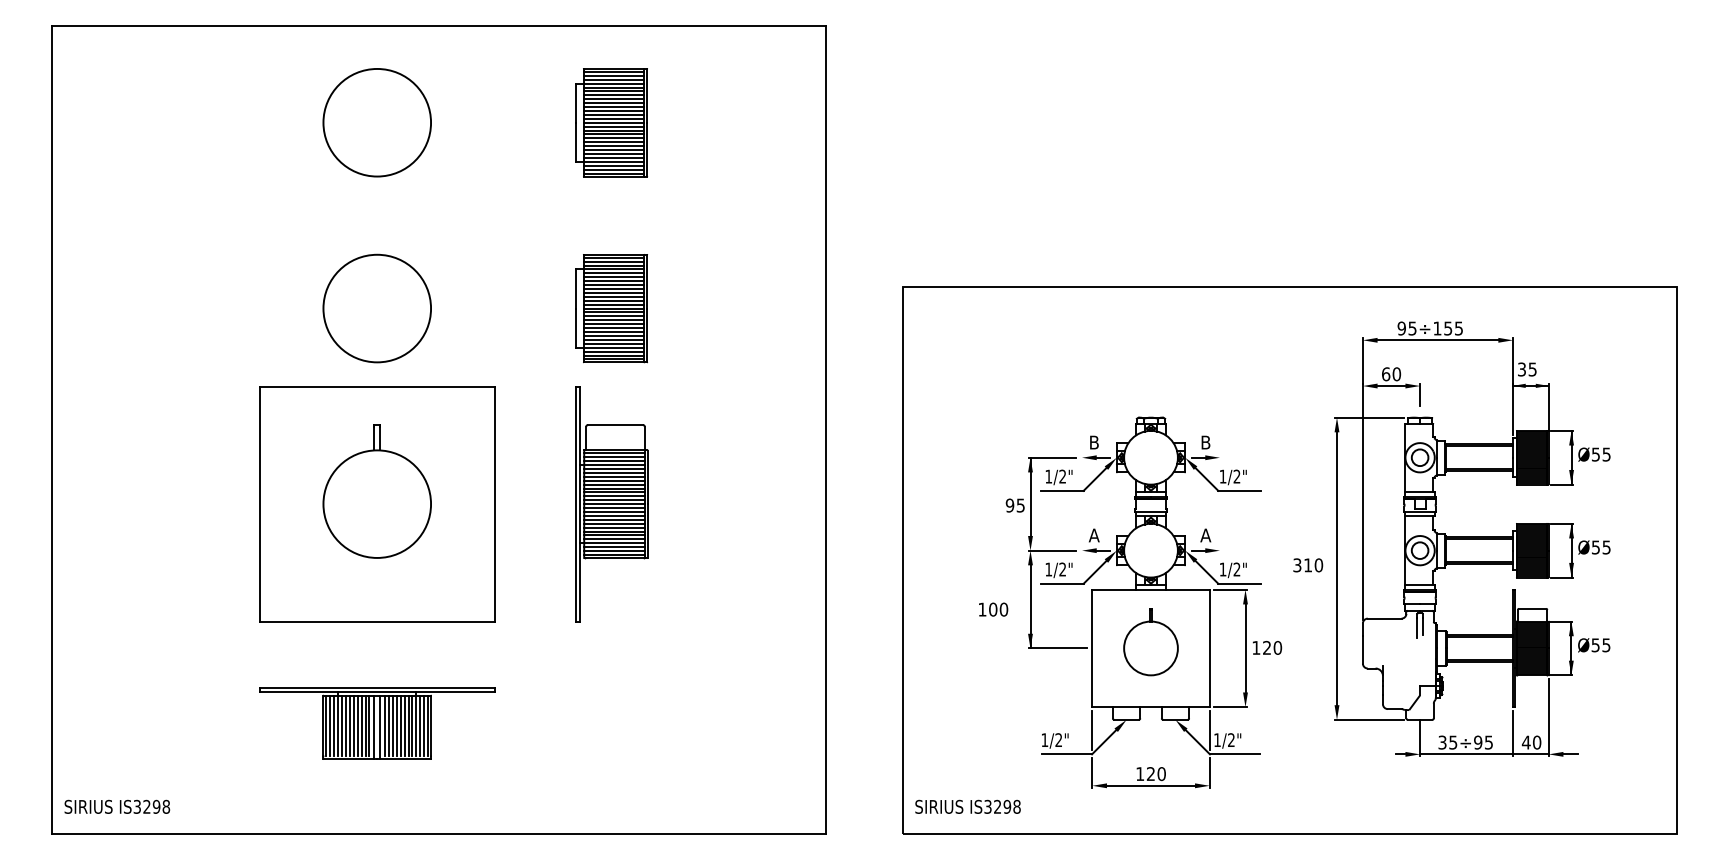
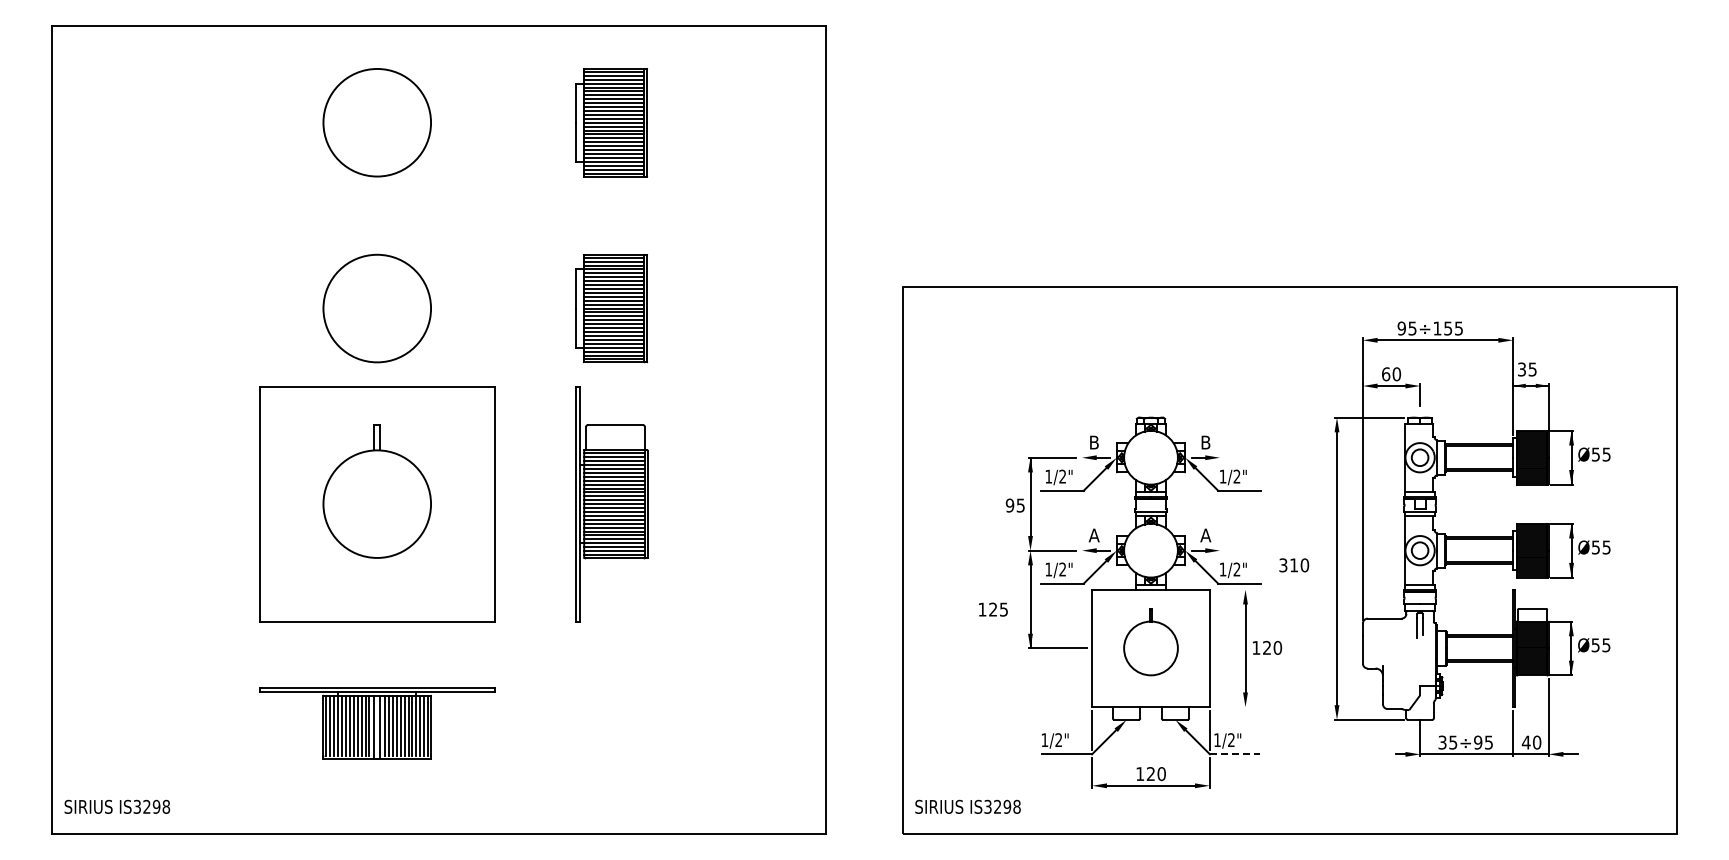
text position: (1308, 565) -> (1294, 565) (1294, 565)
line: present -> none (1230, 589)
text: 100 -> 125 (998, 609)
line: present -> none (1230, 707)
line: solid -> dashed (1234, 754)
